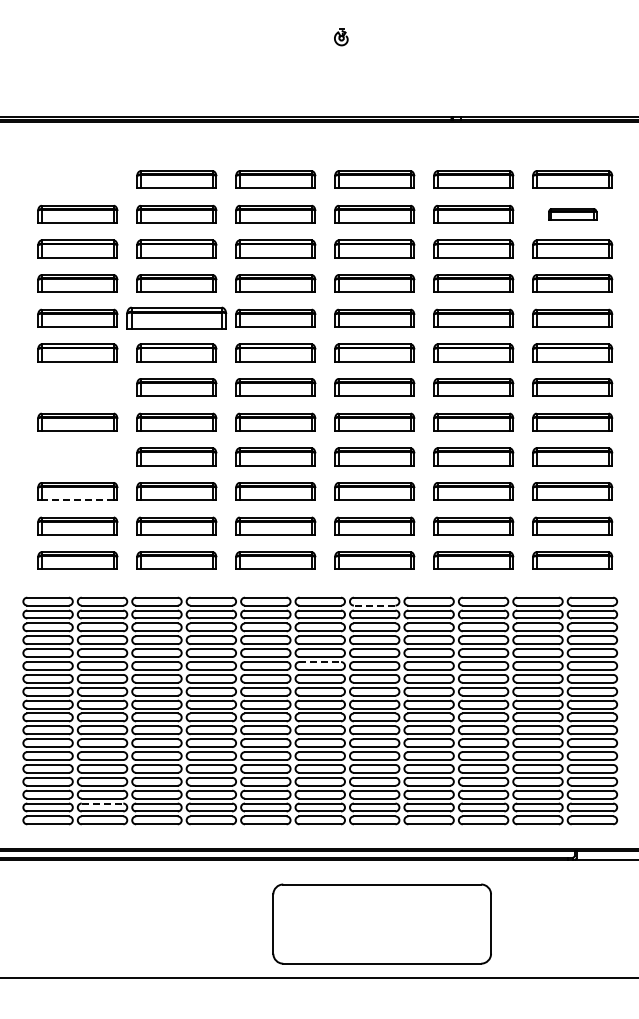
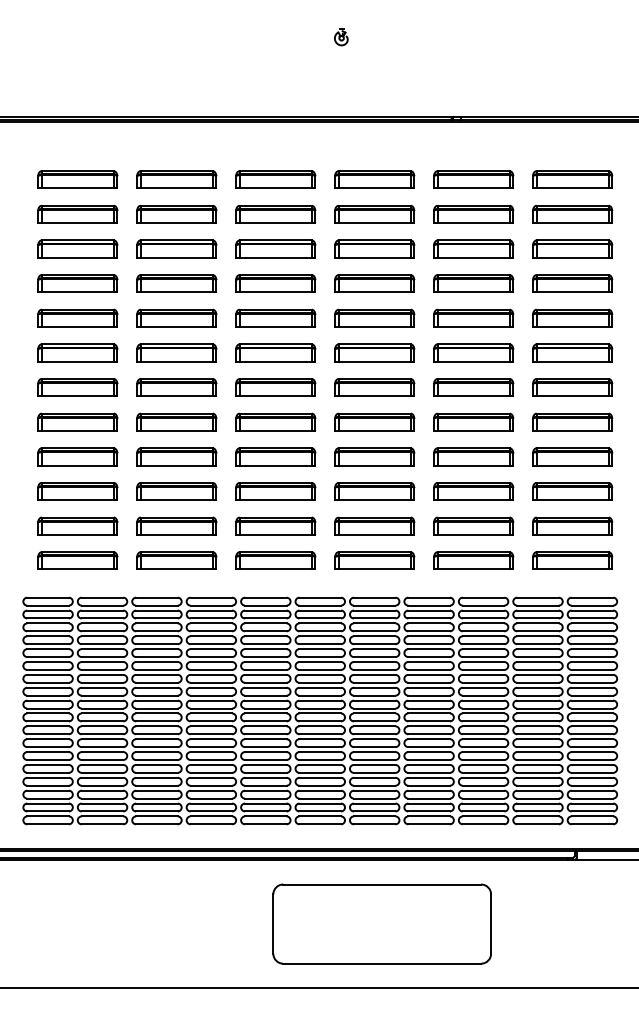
part: none -> present (77, 179)
part size: 50x13 px -> 82x19 px (572, 214)
part size: 102x24 px -> 82x20 px (176, 317)
part: none -> present (77, 387)
part: none -> present (77, 456)
line: dashed -> solid (77, 500)
line: dashed -> solid (374, 605)
line: dashed -> solid (320, 662)
line: dashed -> solid (102, 803)
line position: (318, 978) -> (318, 988) (318, 988)
